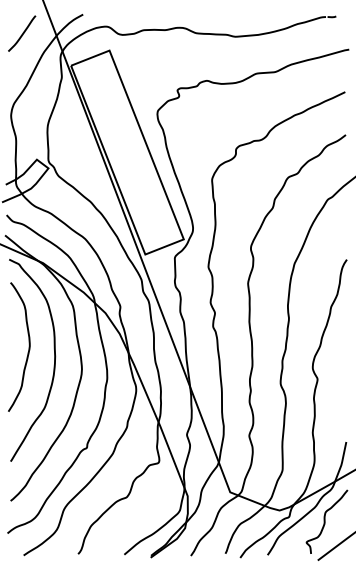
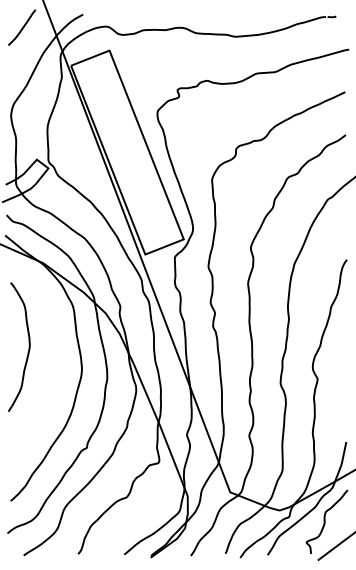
curve position: (22, 33) -> (22, 27) (22, 27)
curve: present -> none (53, 365)
